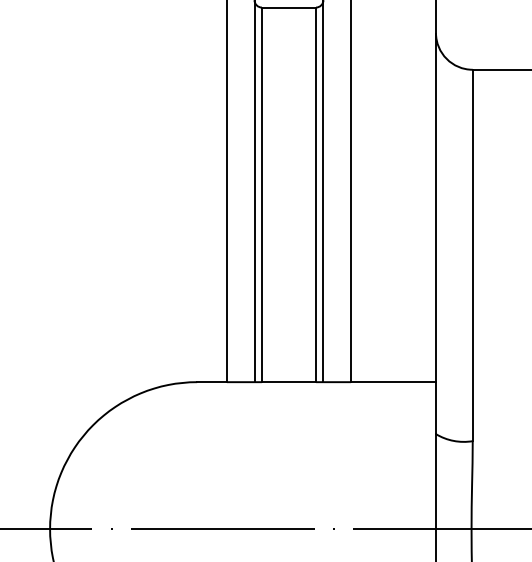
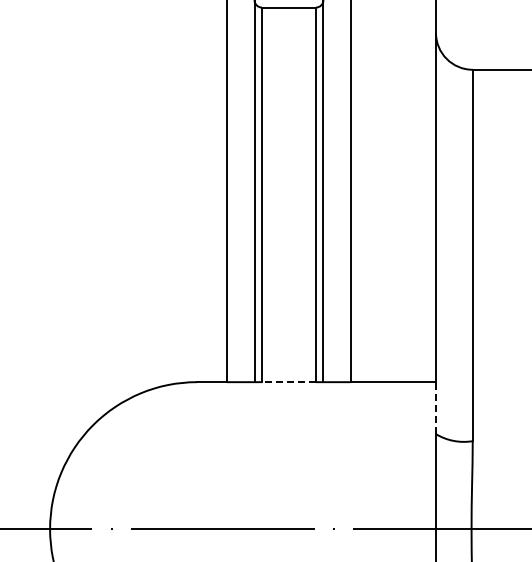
line: solid -> dashed (288, 382)
line: solid -> dashed (435, 408)
